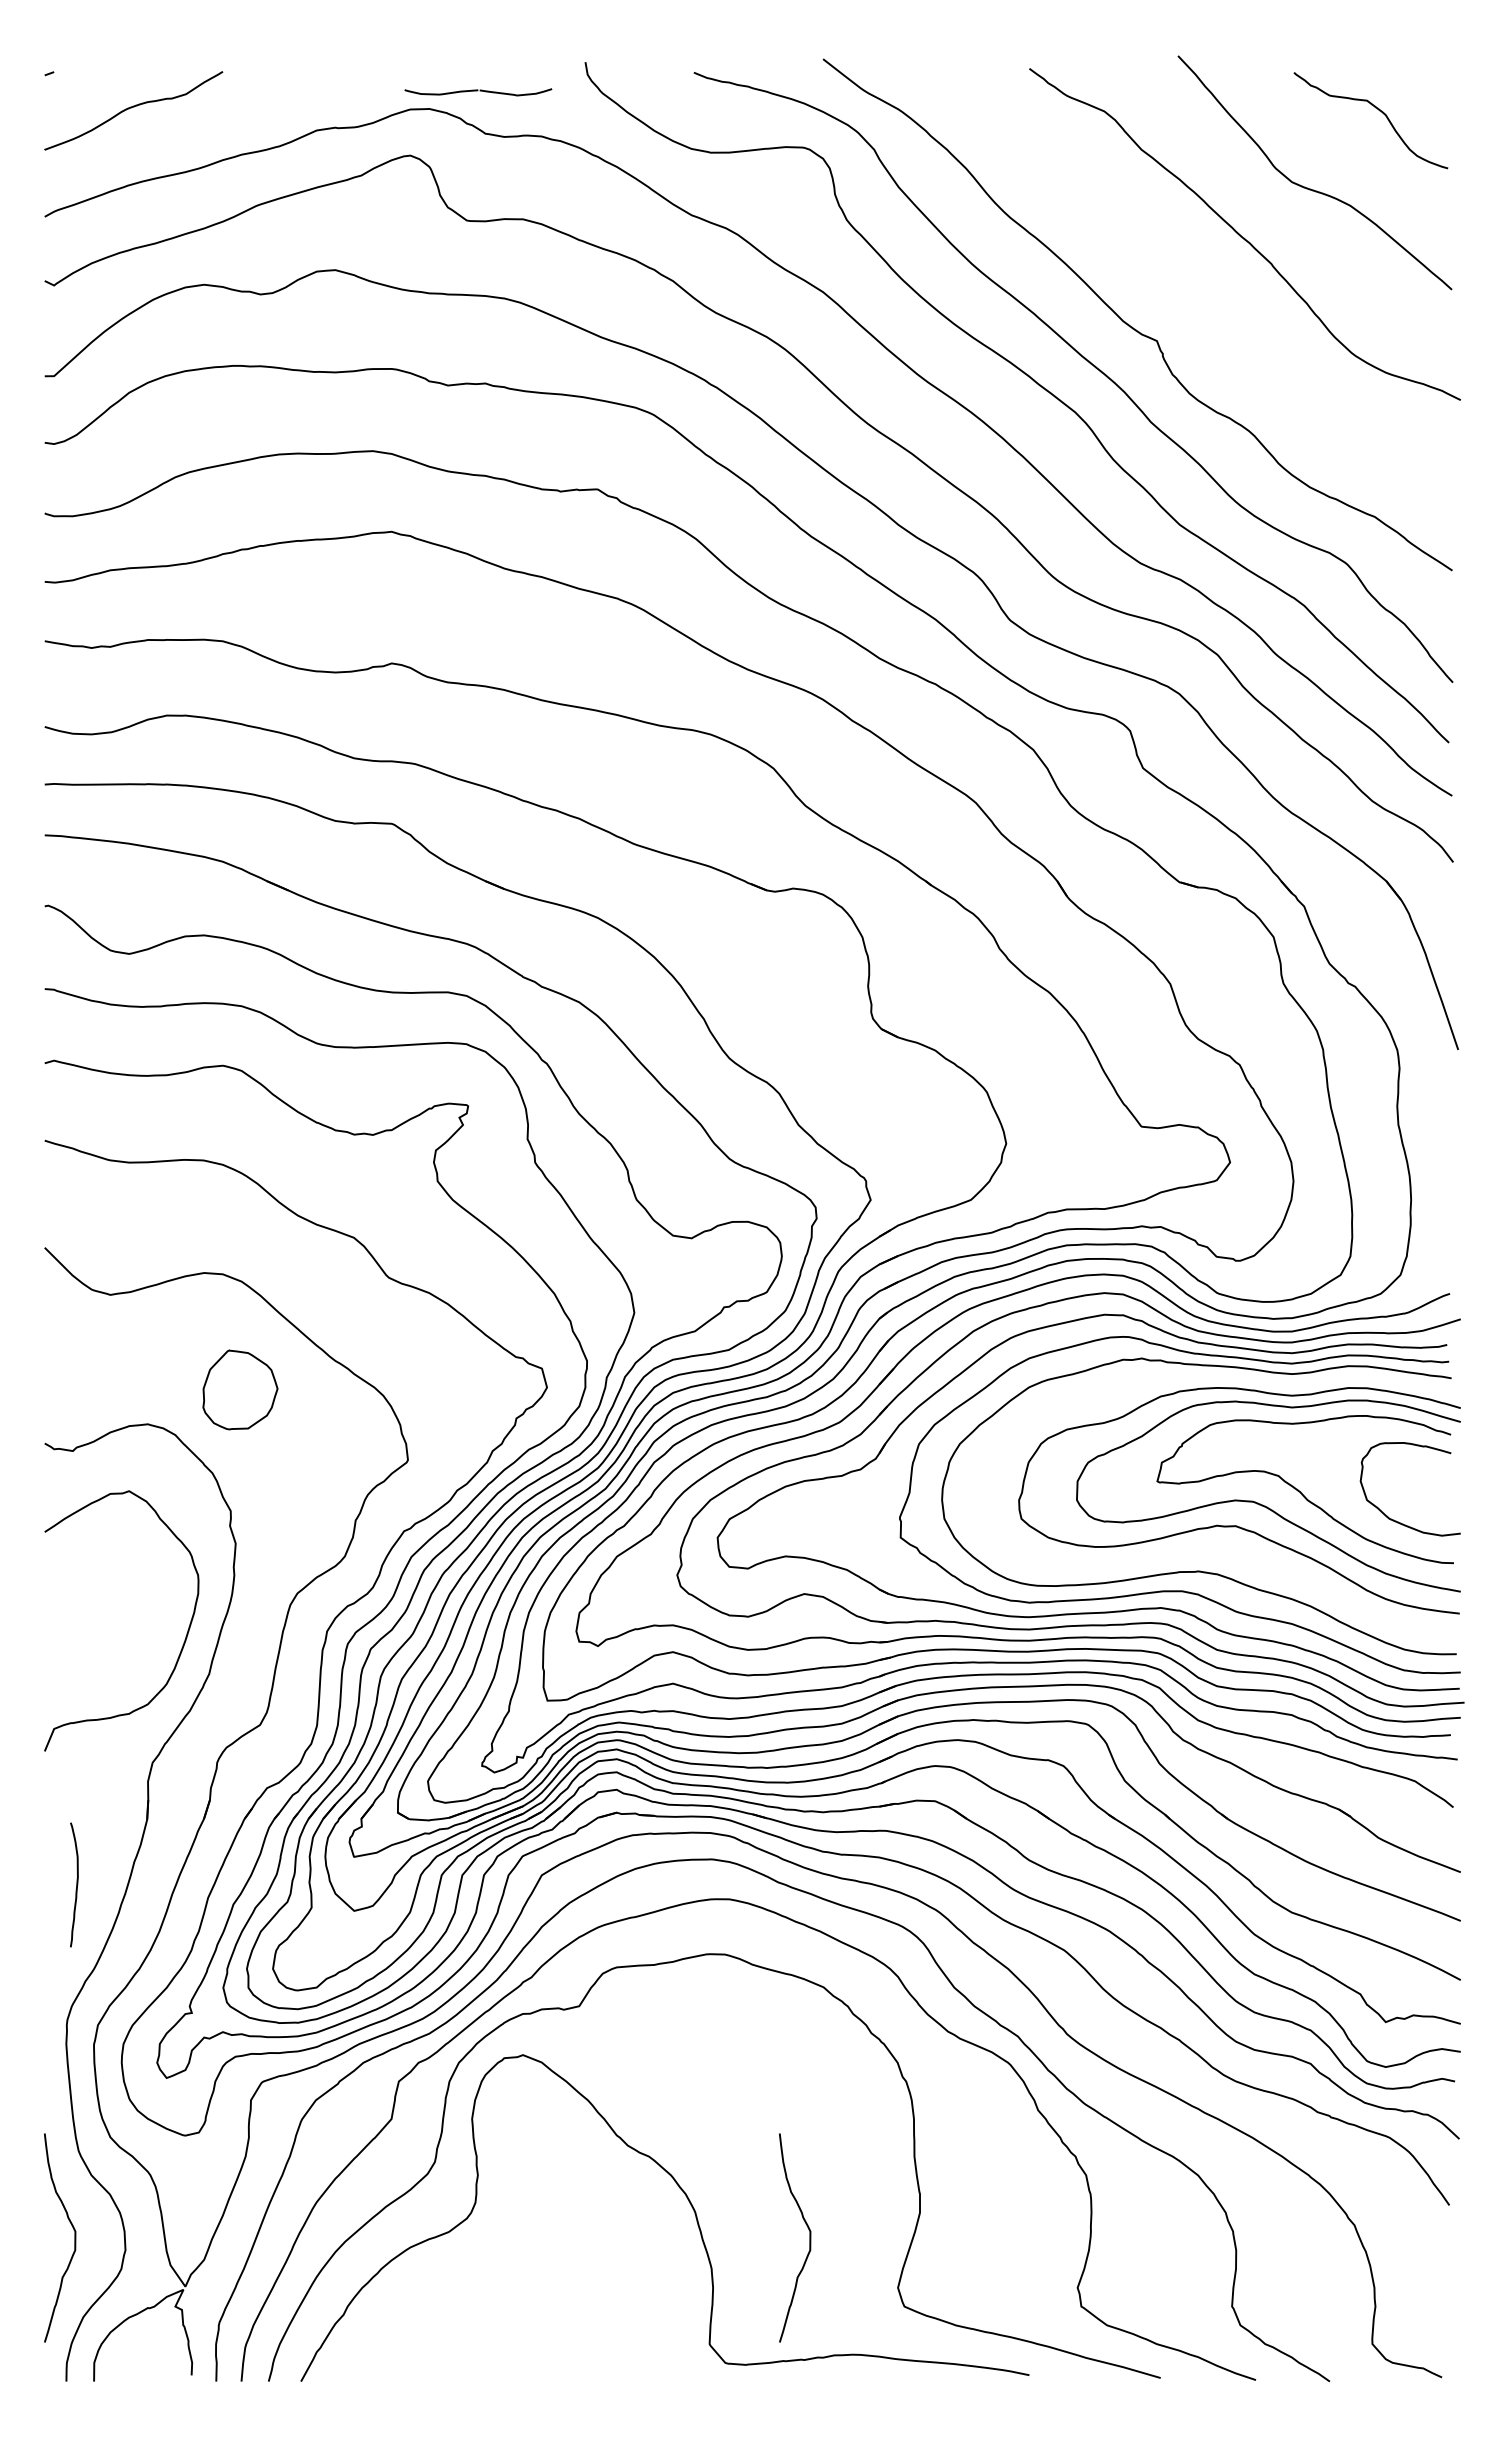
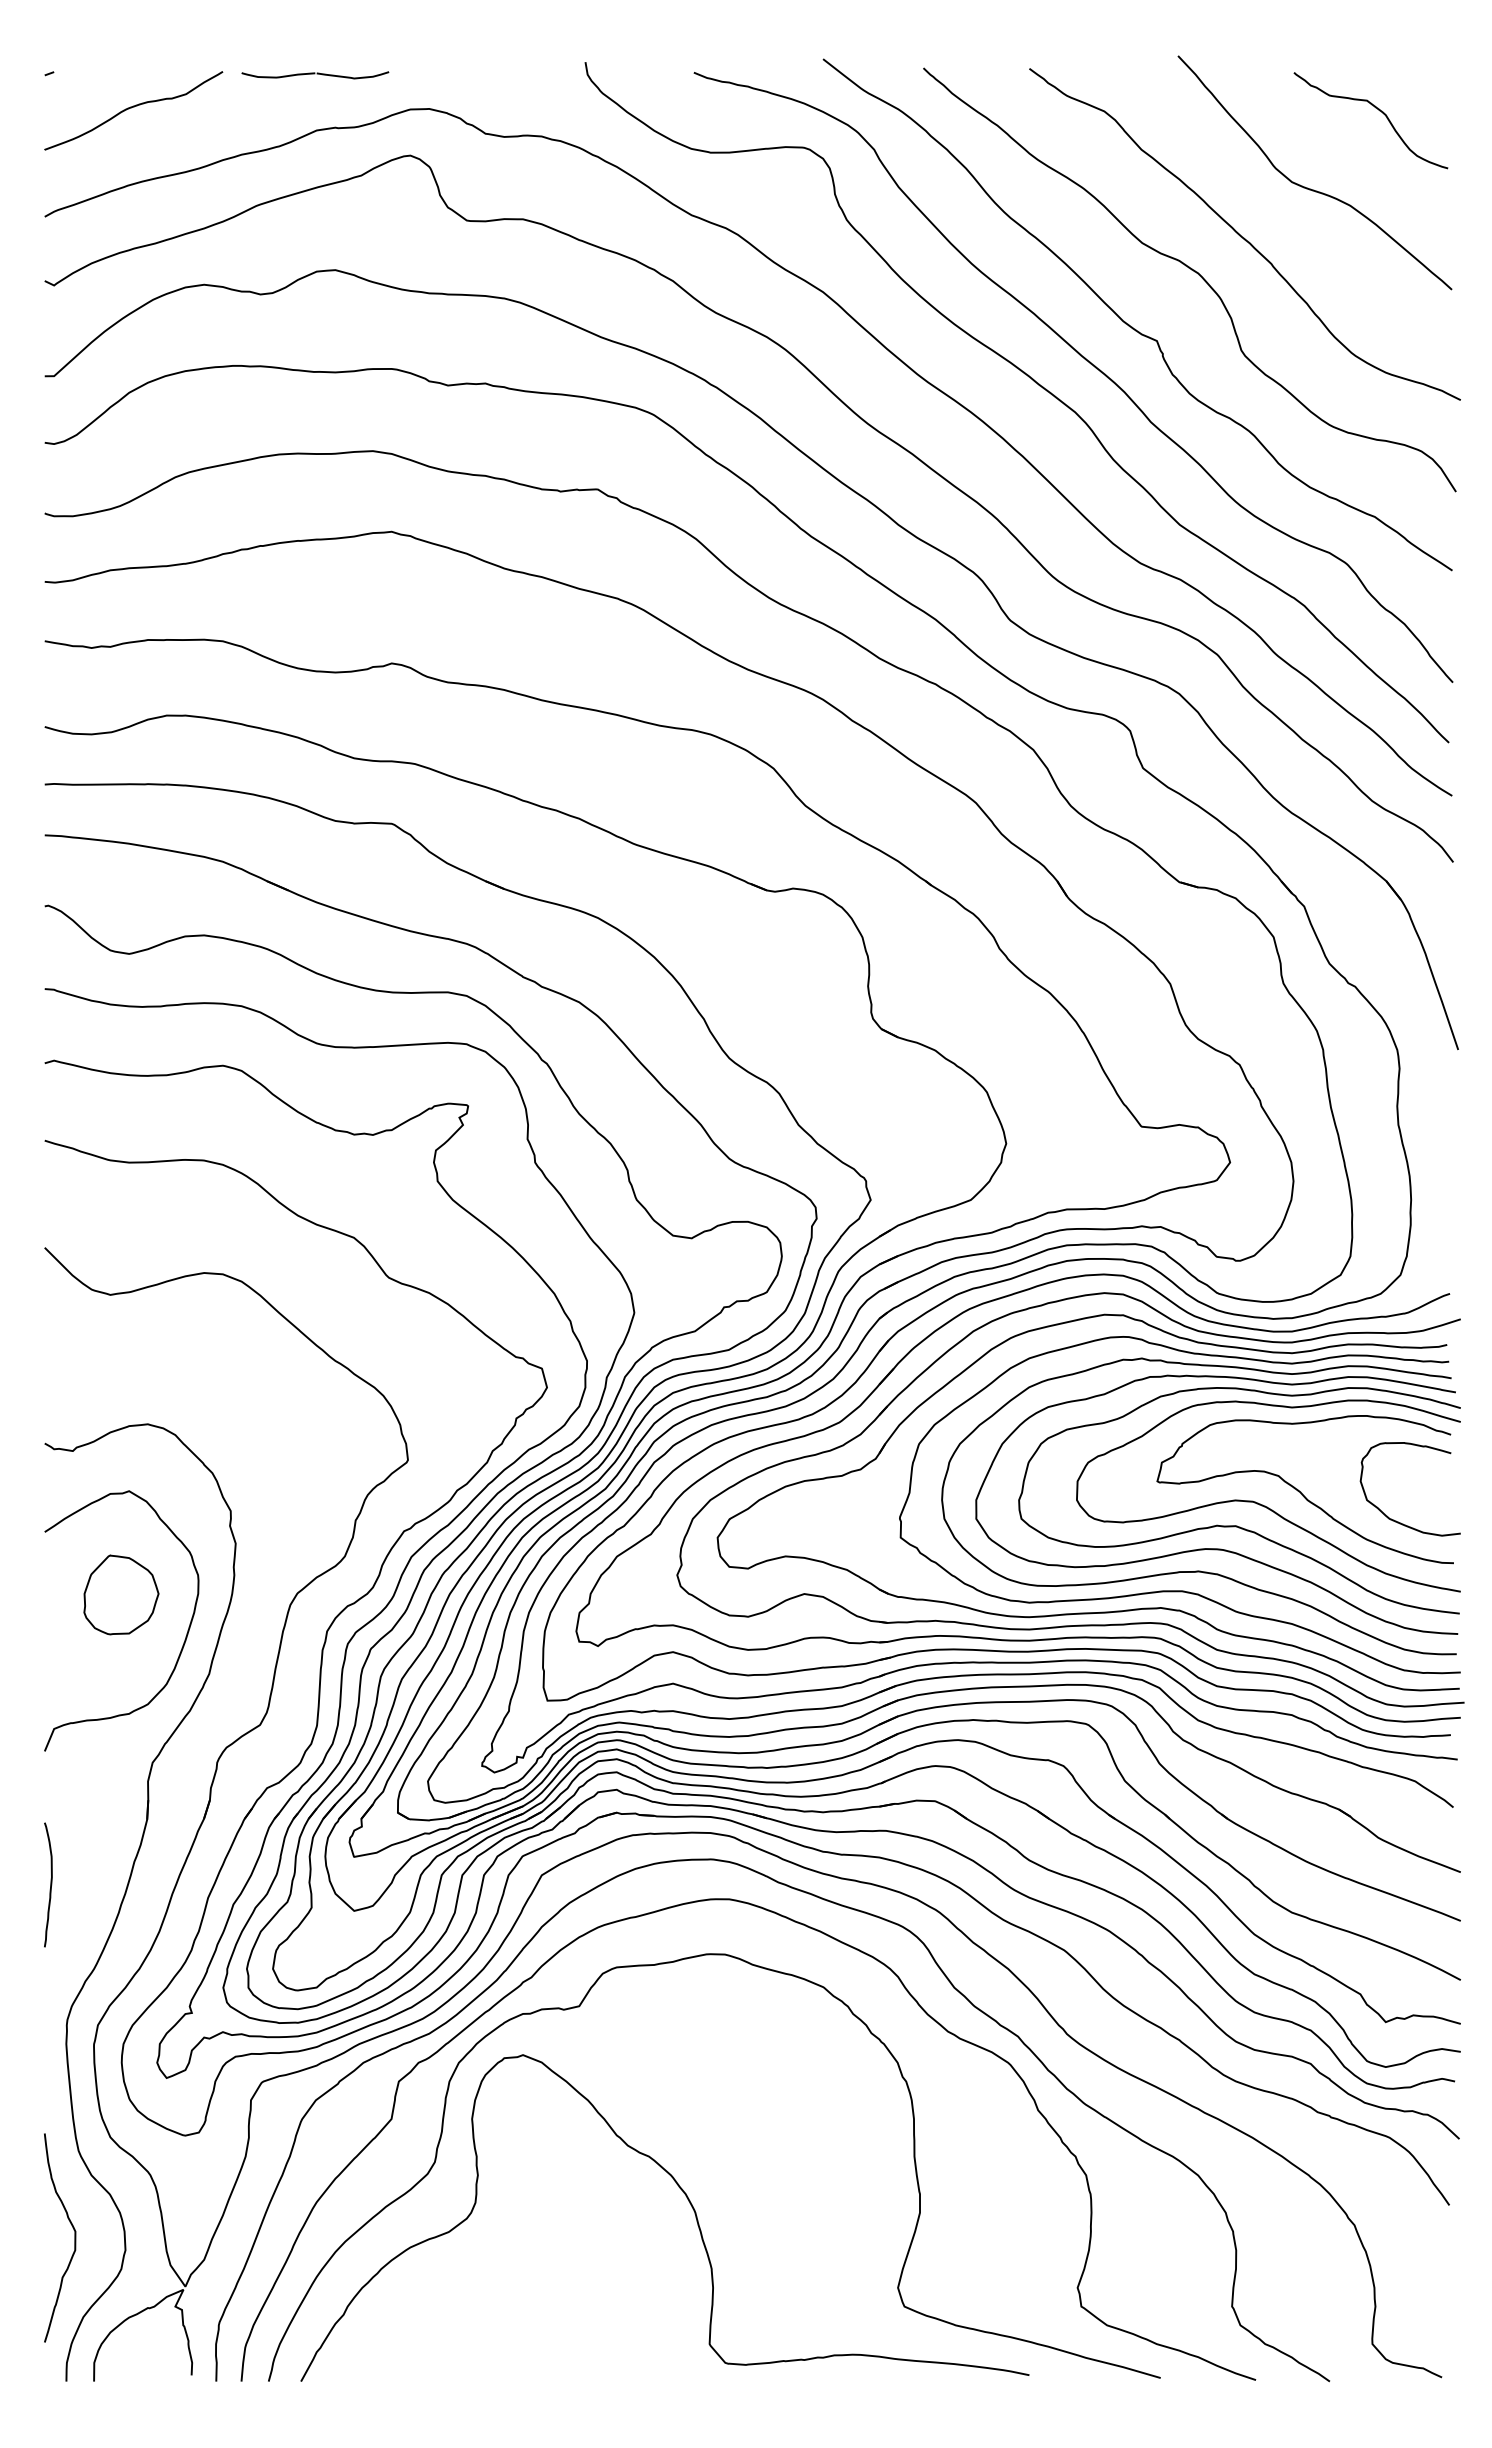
part position: (478, 92) -> (315, 75) (315, 75)
curve: none -> present (1194, 272)
part position: (240, 1389) -> (121, 1594) (121, 1594)
curve: none -> present (1216, 1548)
curve position: (76, 1884) -> (50, 1884) (50, 1884)
curve: present -> none (809, 2237)
